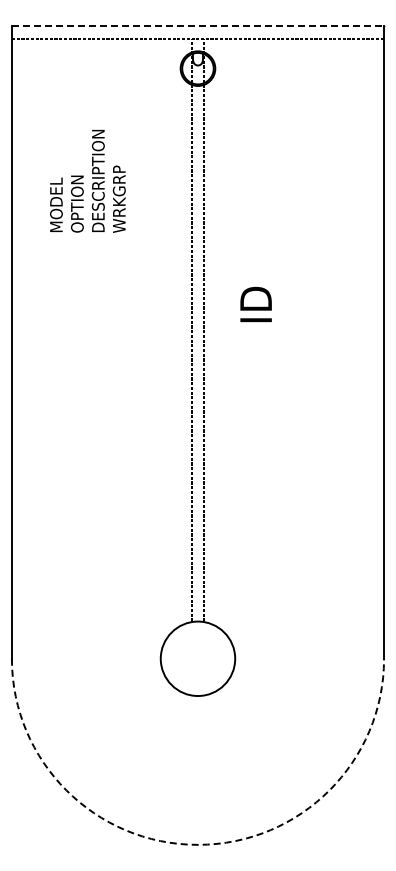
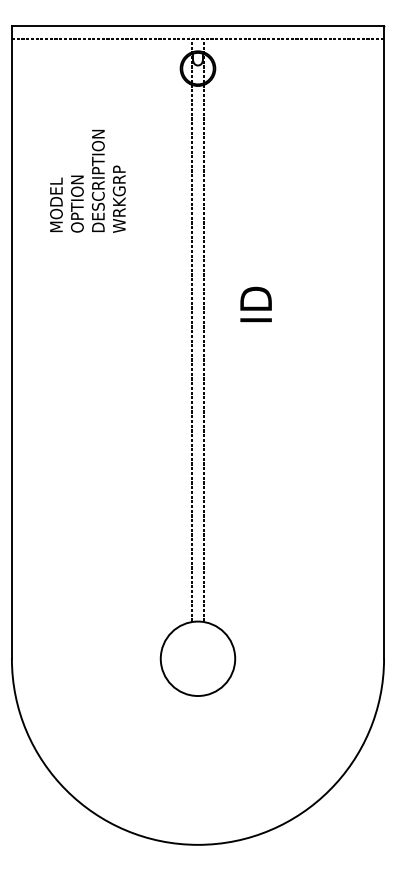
line: dashed -> solid (198, 26)
arc: dashed -> solid (197, 844)
